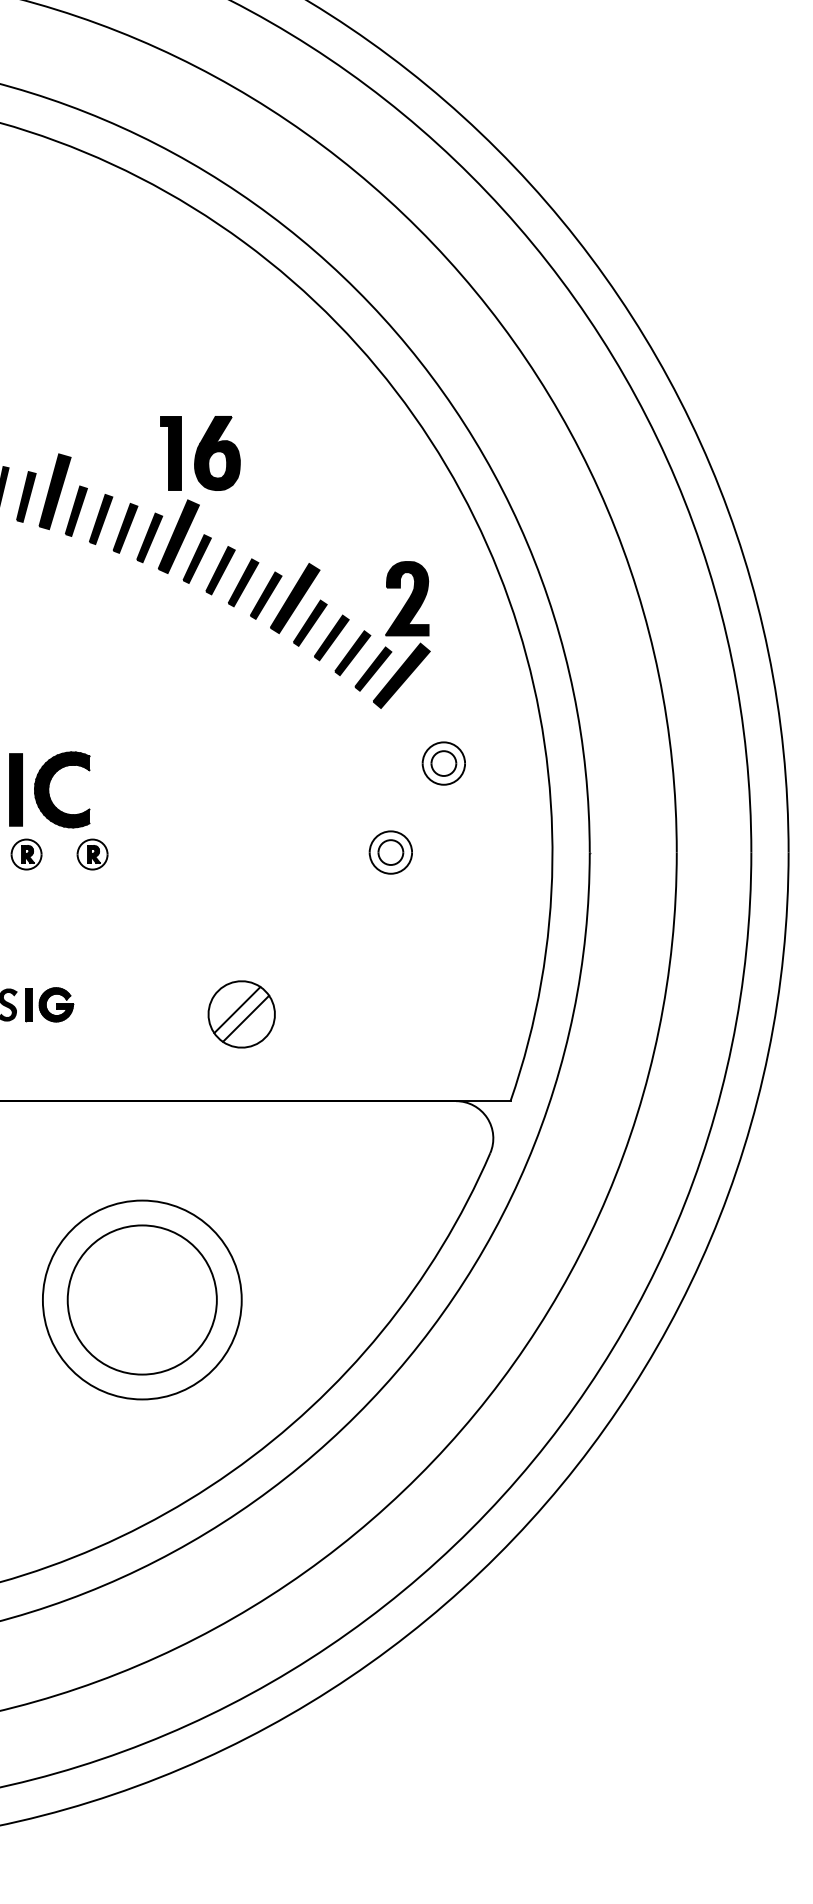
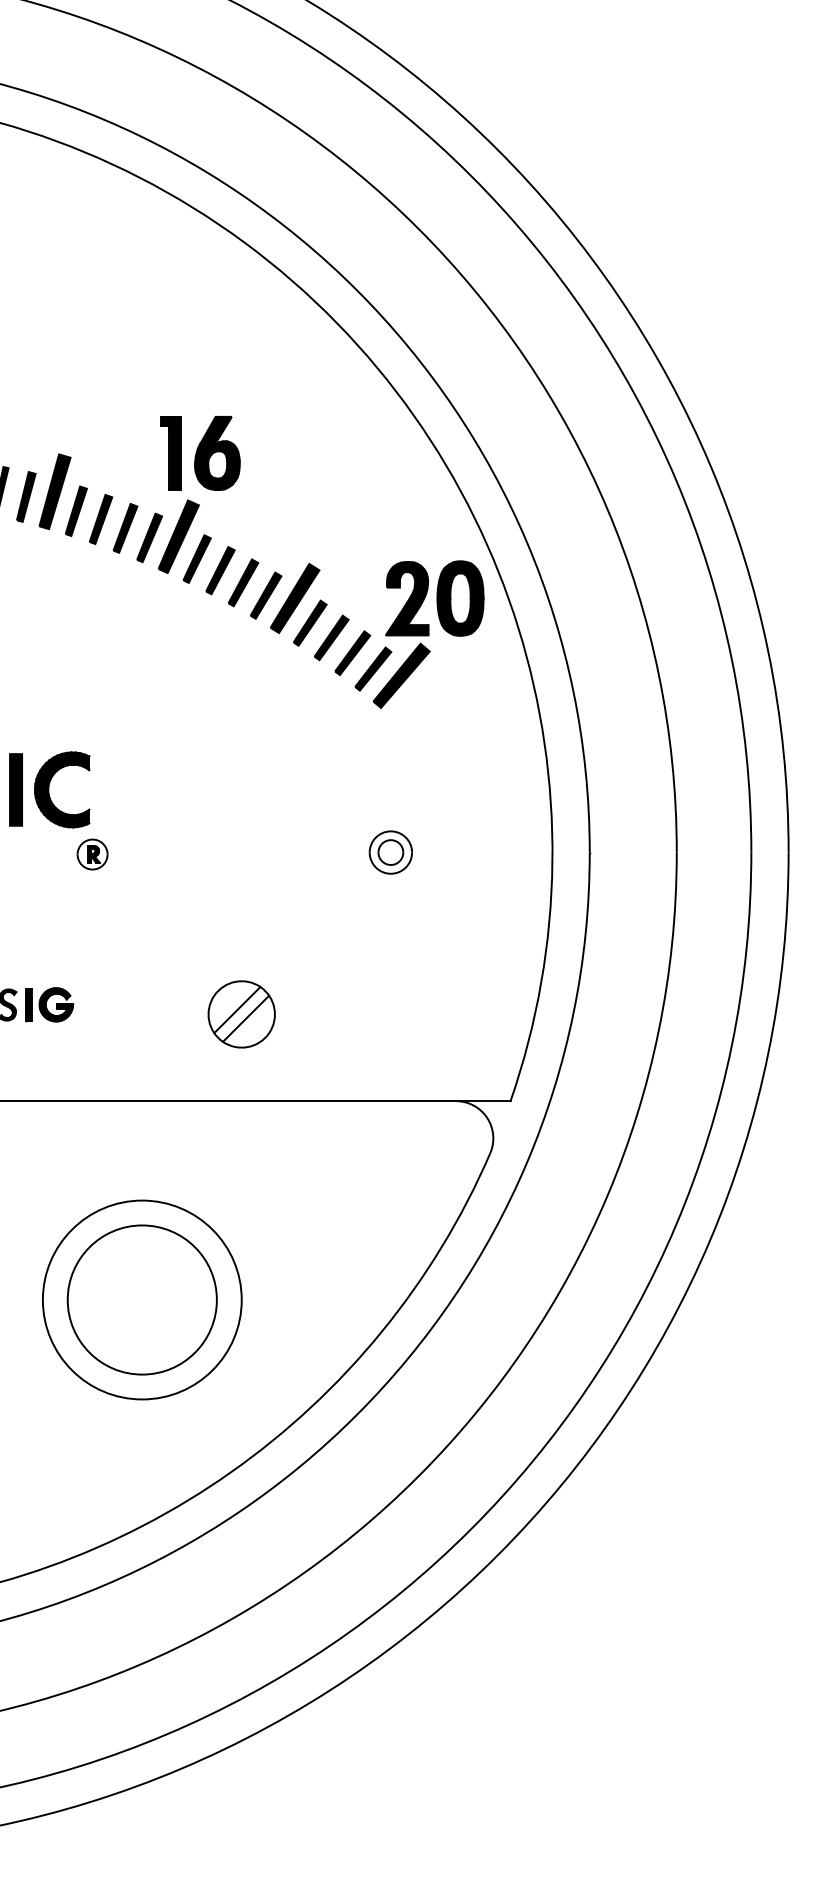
part: none -> present (460, 598)
part: present -> none (443, 763)
part: present -> none (26, 854)
